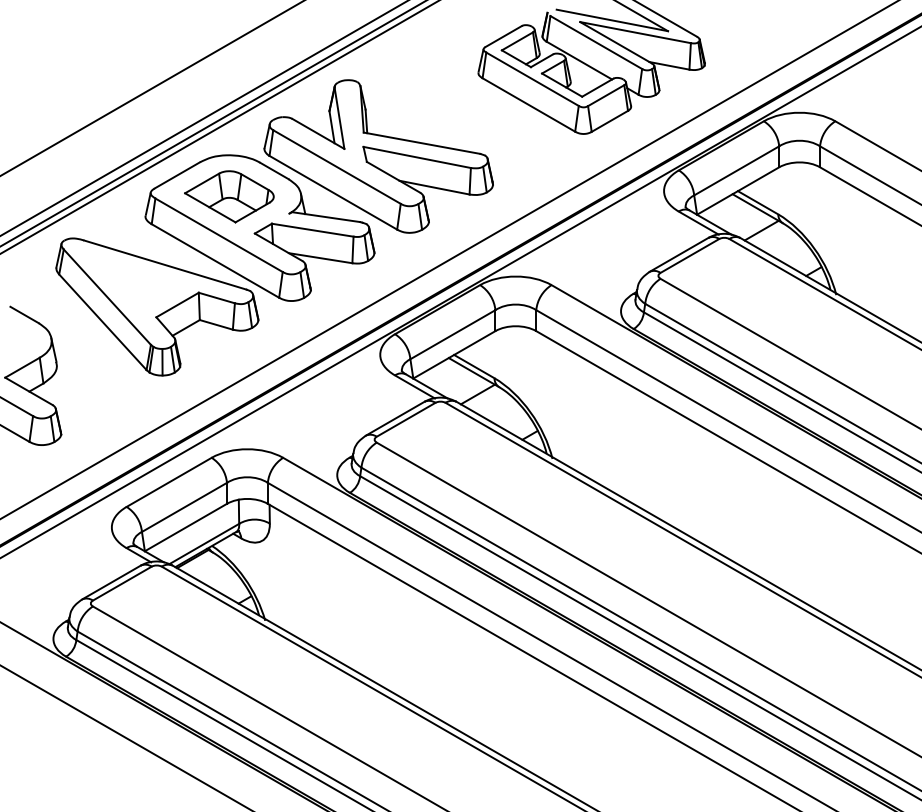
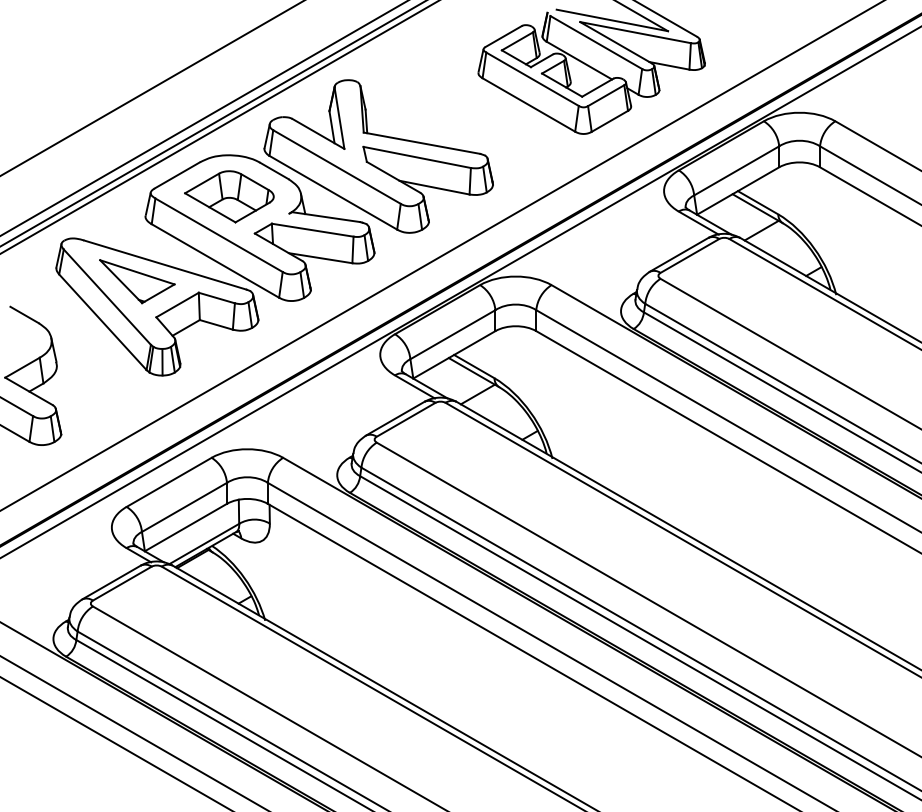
line position: (448, 259) -> (441, 255) (441, 255)
part: none -> present (137, 281)
line position: (125, 737) -> (133, 732) (133, 732)
line: none -> present (115, 743)
